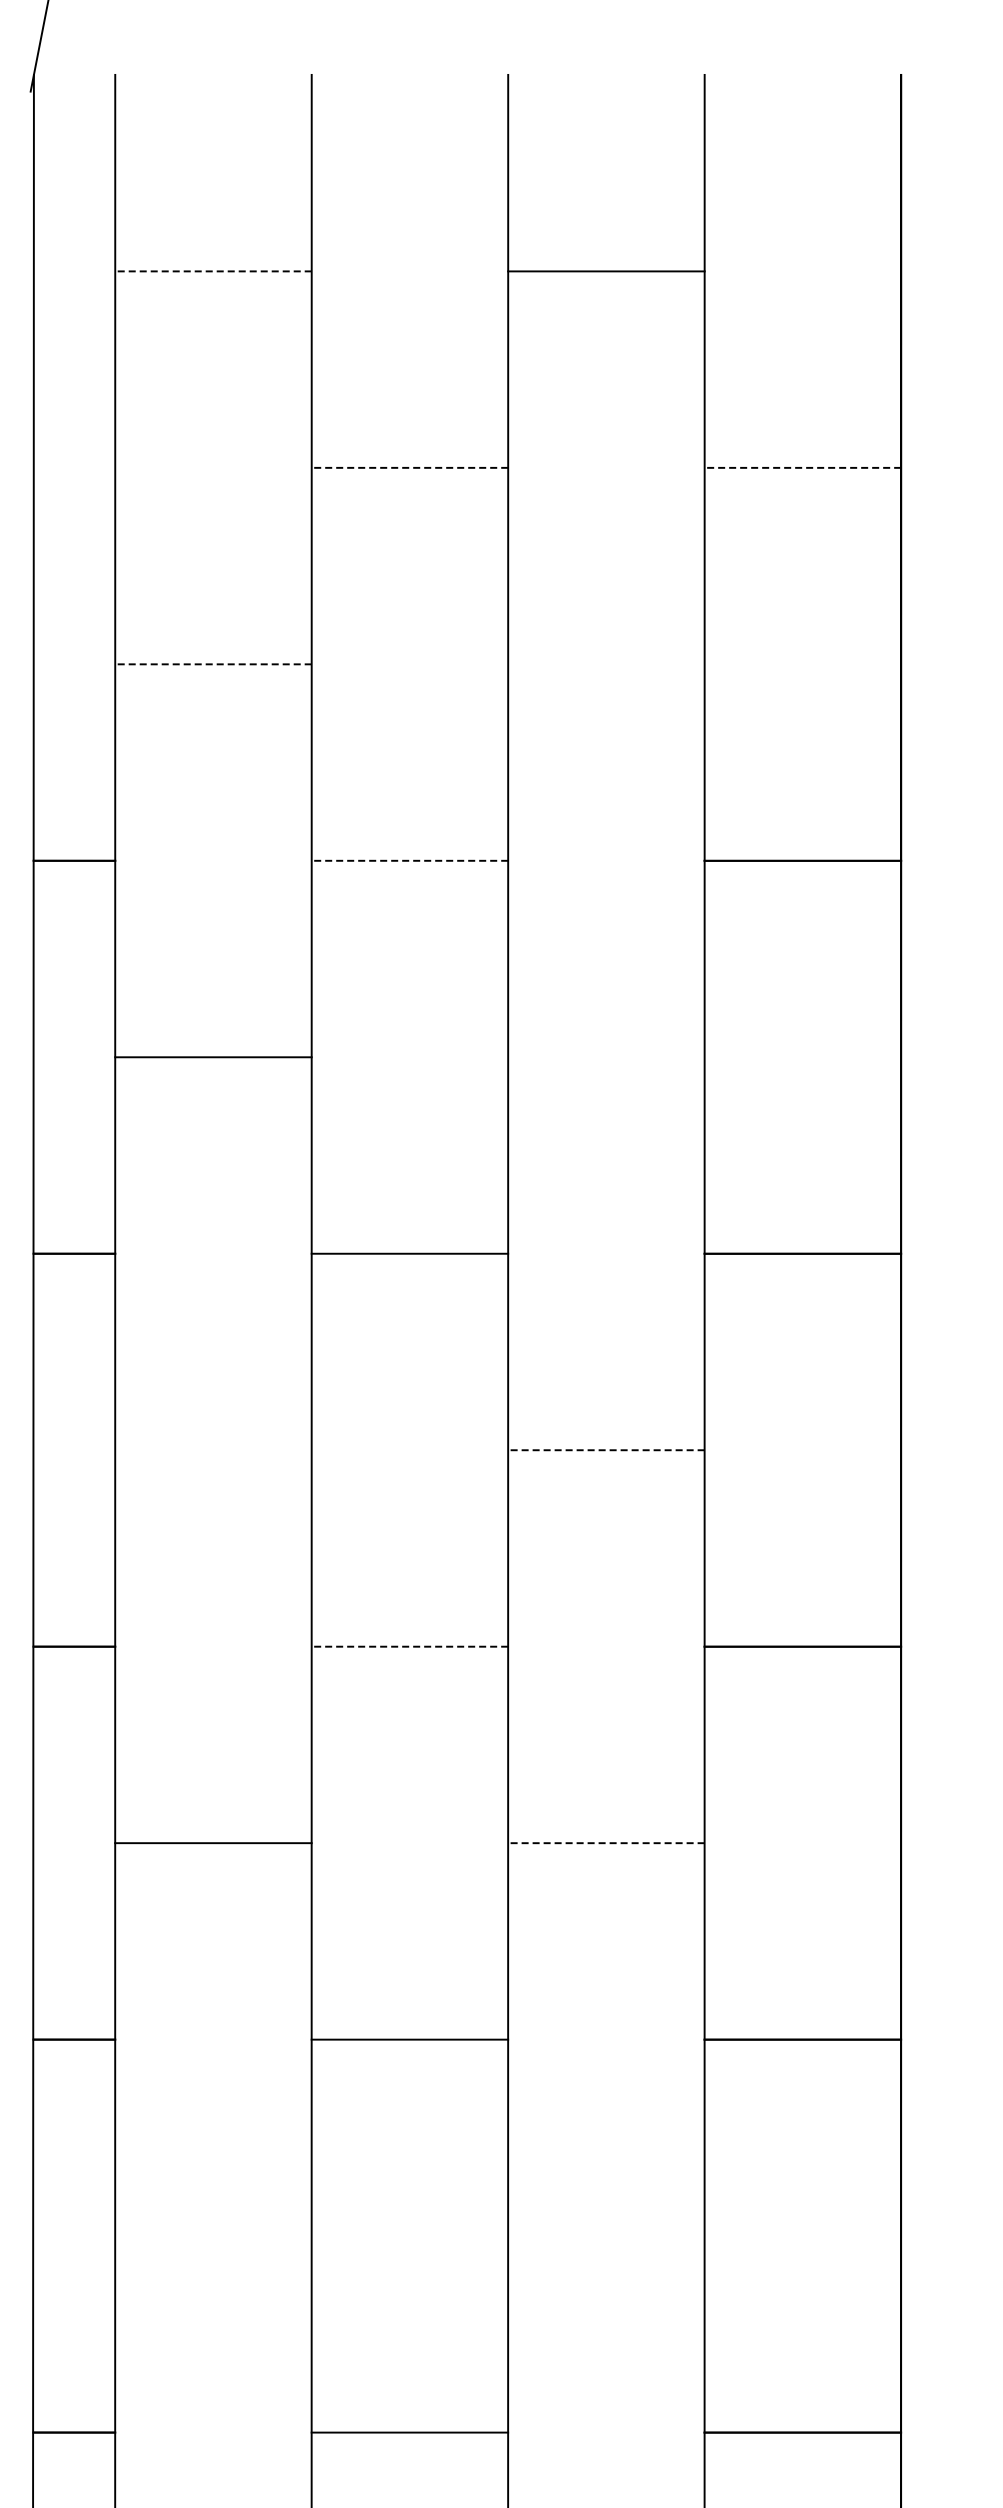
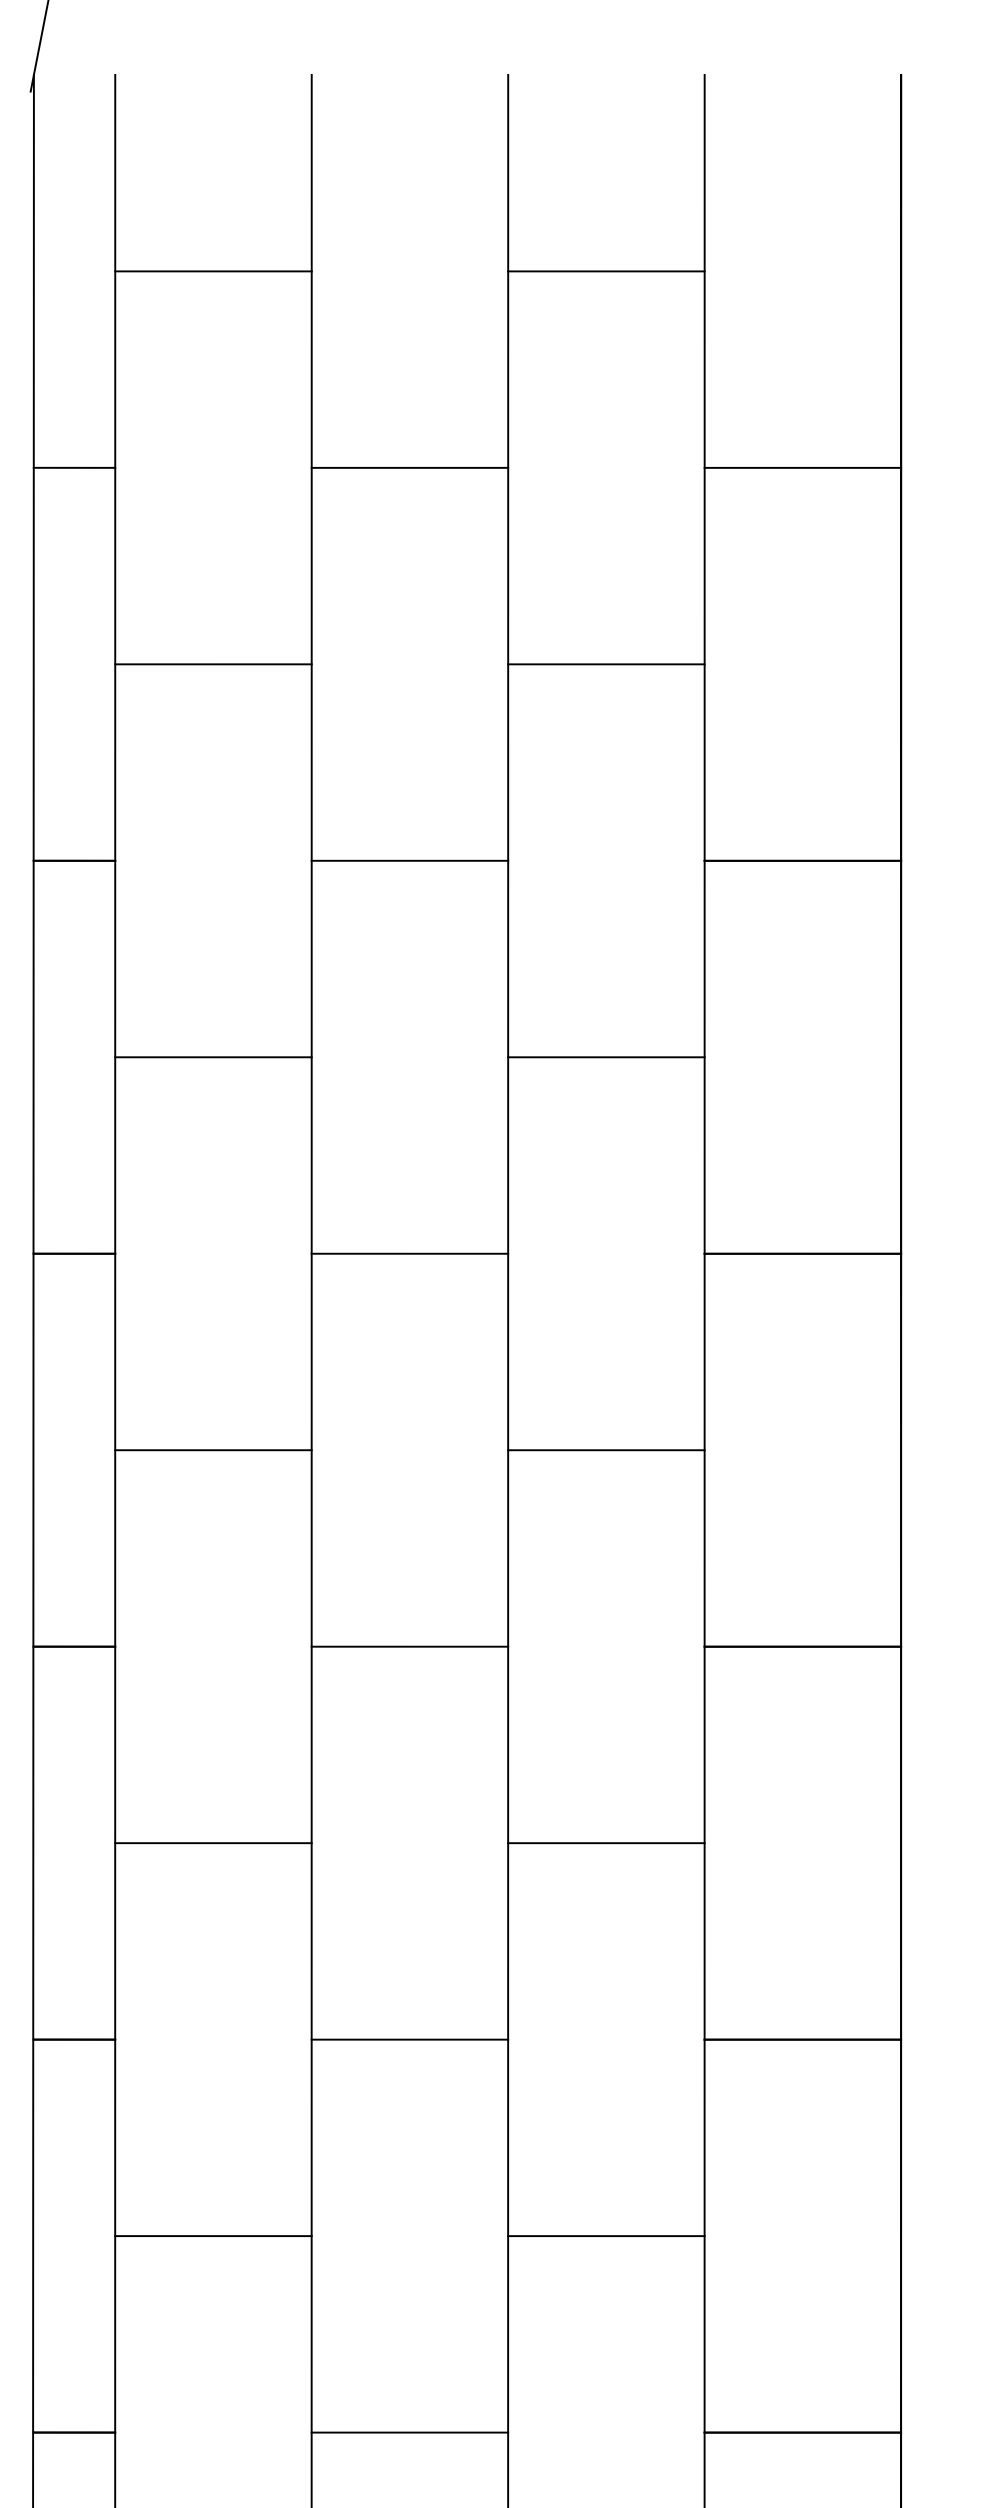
line: dashed -> solid (212, 271)
line: none -> present (74, 467)
line: dashed -> solid (409, 467)
line: dashed -> solid (802, 467)
line: dashed -> solid (212, 664)
line: none -> present (606, 664)
line: dashed -> solid (409, 860)
line: none -> present (606, 1057)
line: none -> present (213, 1450)
line: dashed -> solid (605, 1450)
line: dashed -> solid (409, 1646)
line: dashed -> solid (605, 1843)
line: none -> present (213, 2236)
line: none -> present (606, 2236)
